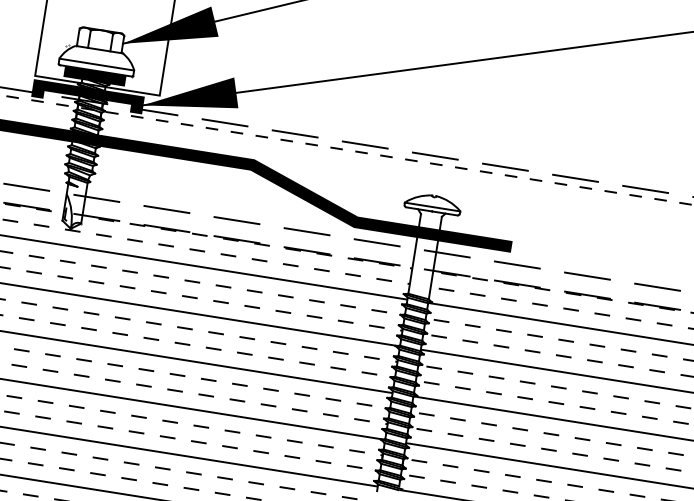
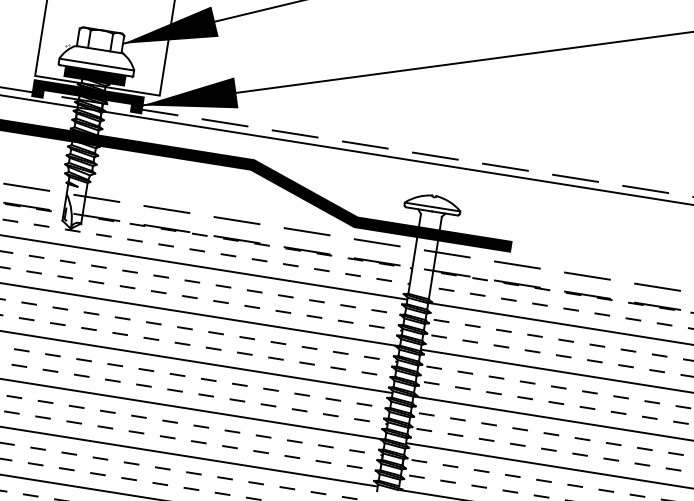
line: dashed -> solid (347, 150)
